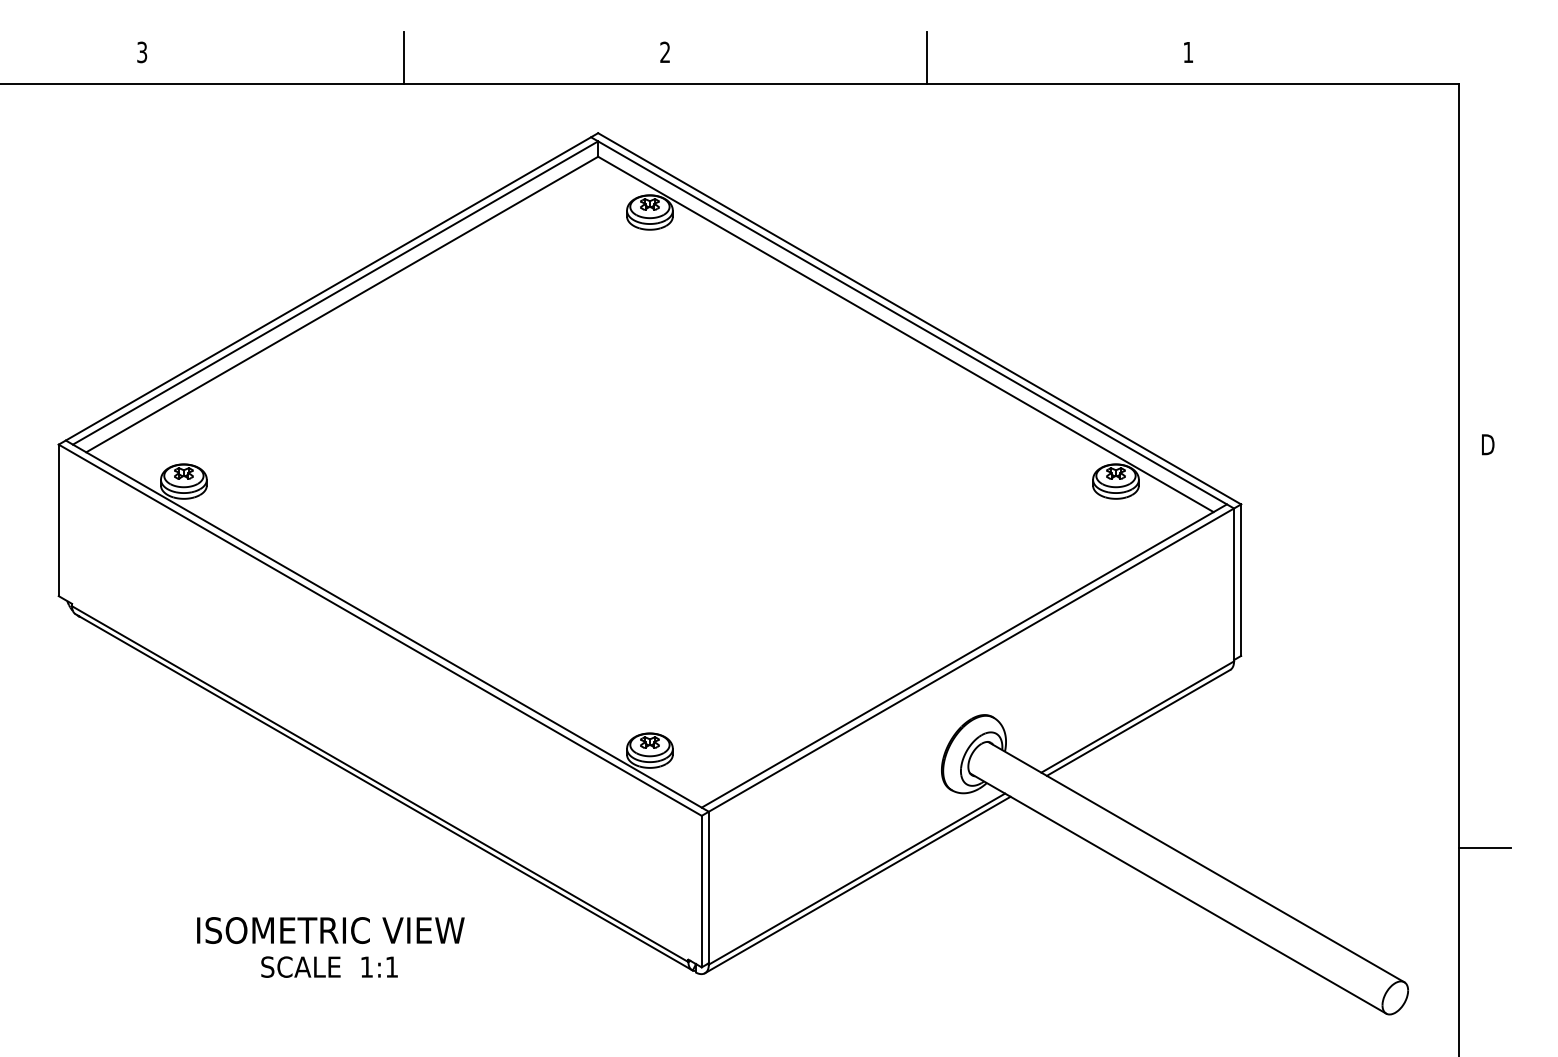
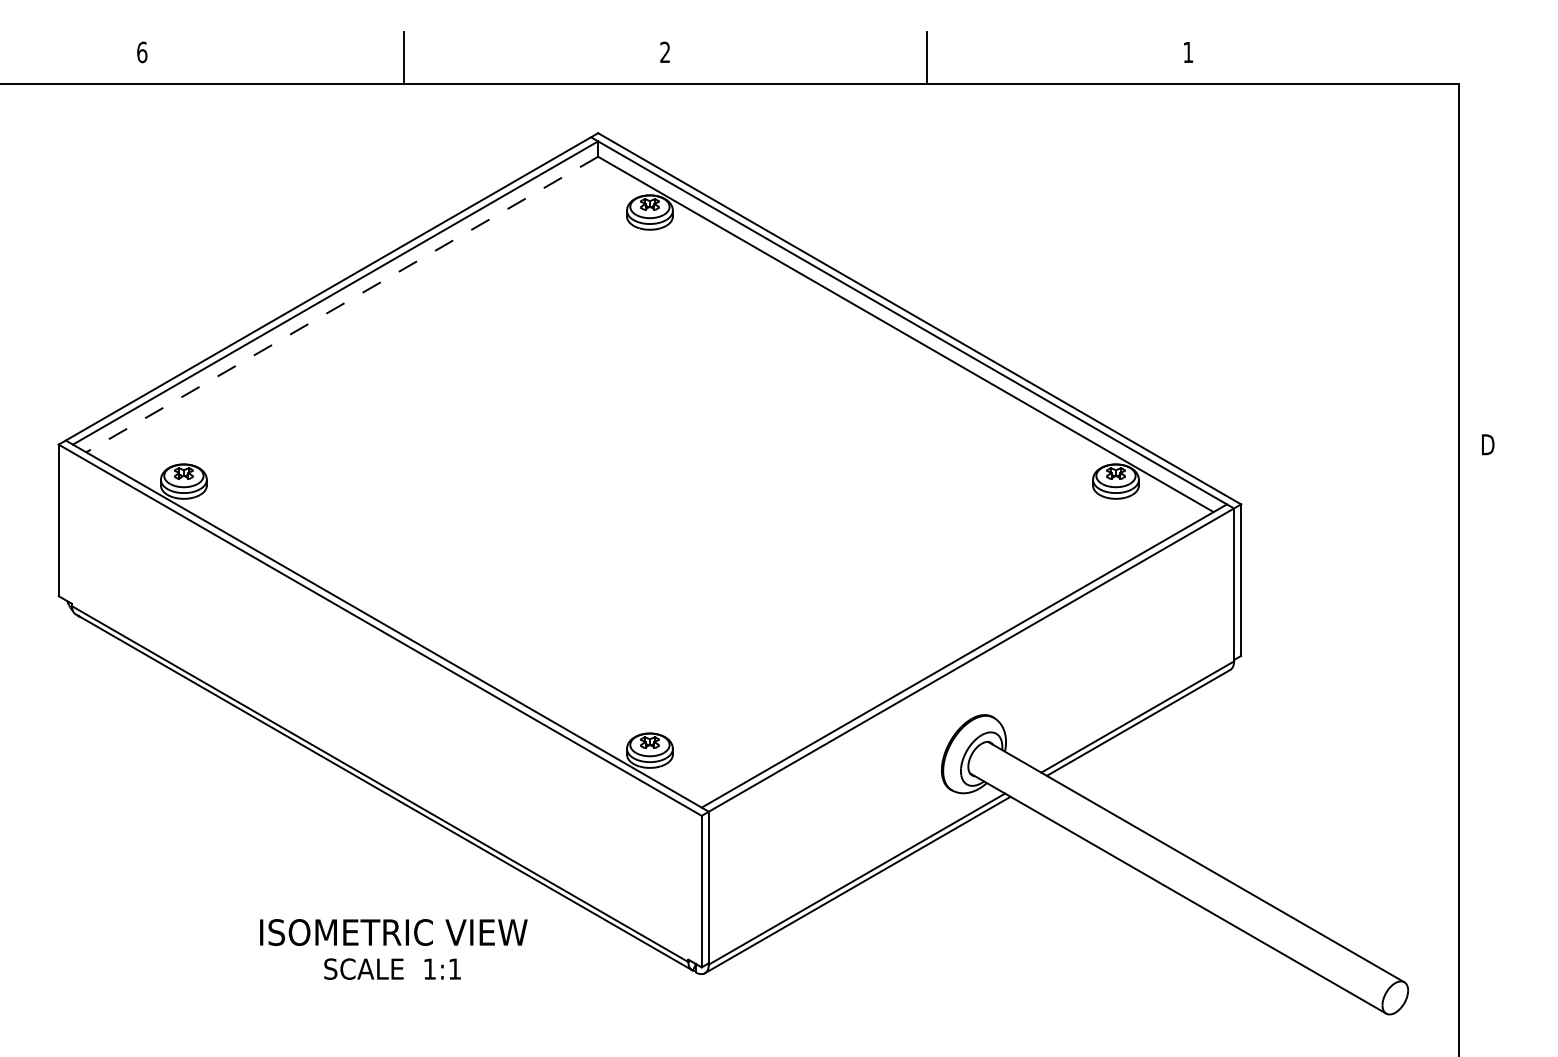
text: 3 -> 6 (142, 52)
line: solid -> dashed (342, 304)
line: present -> none (1484, 847)
text position: (330, 947) -> (393, 949) (393, 949)
